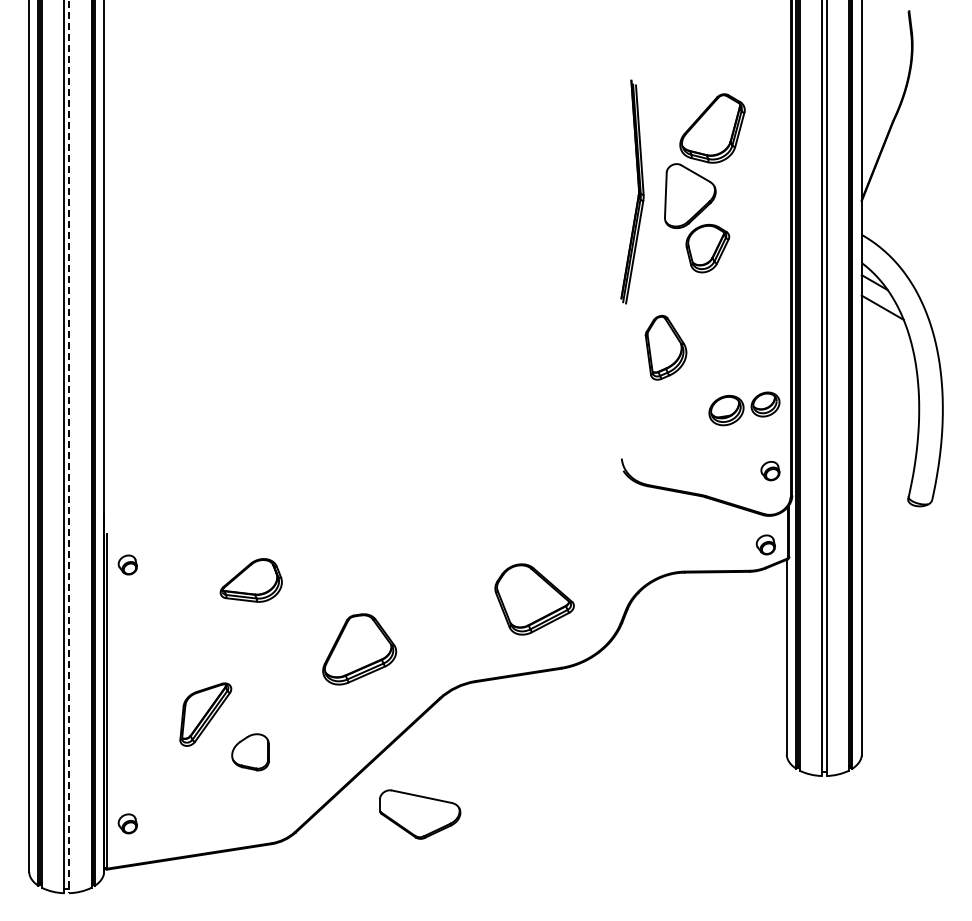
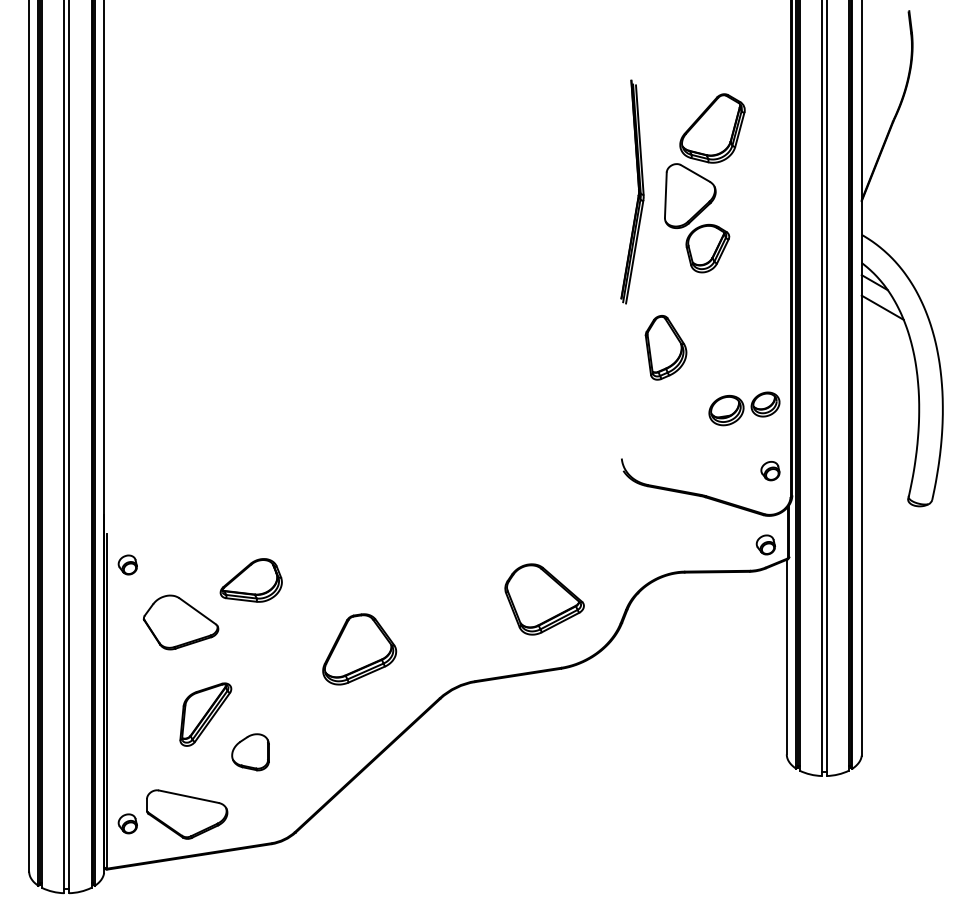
line: dashed -> solid (69, 447)
part position: (534, 599) -> (544, 599) (544, 599)
part: none -> present (180, 622)
part position: (420, 814) -> (187, 814) (187, 814)
